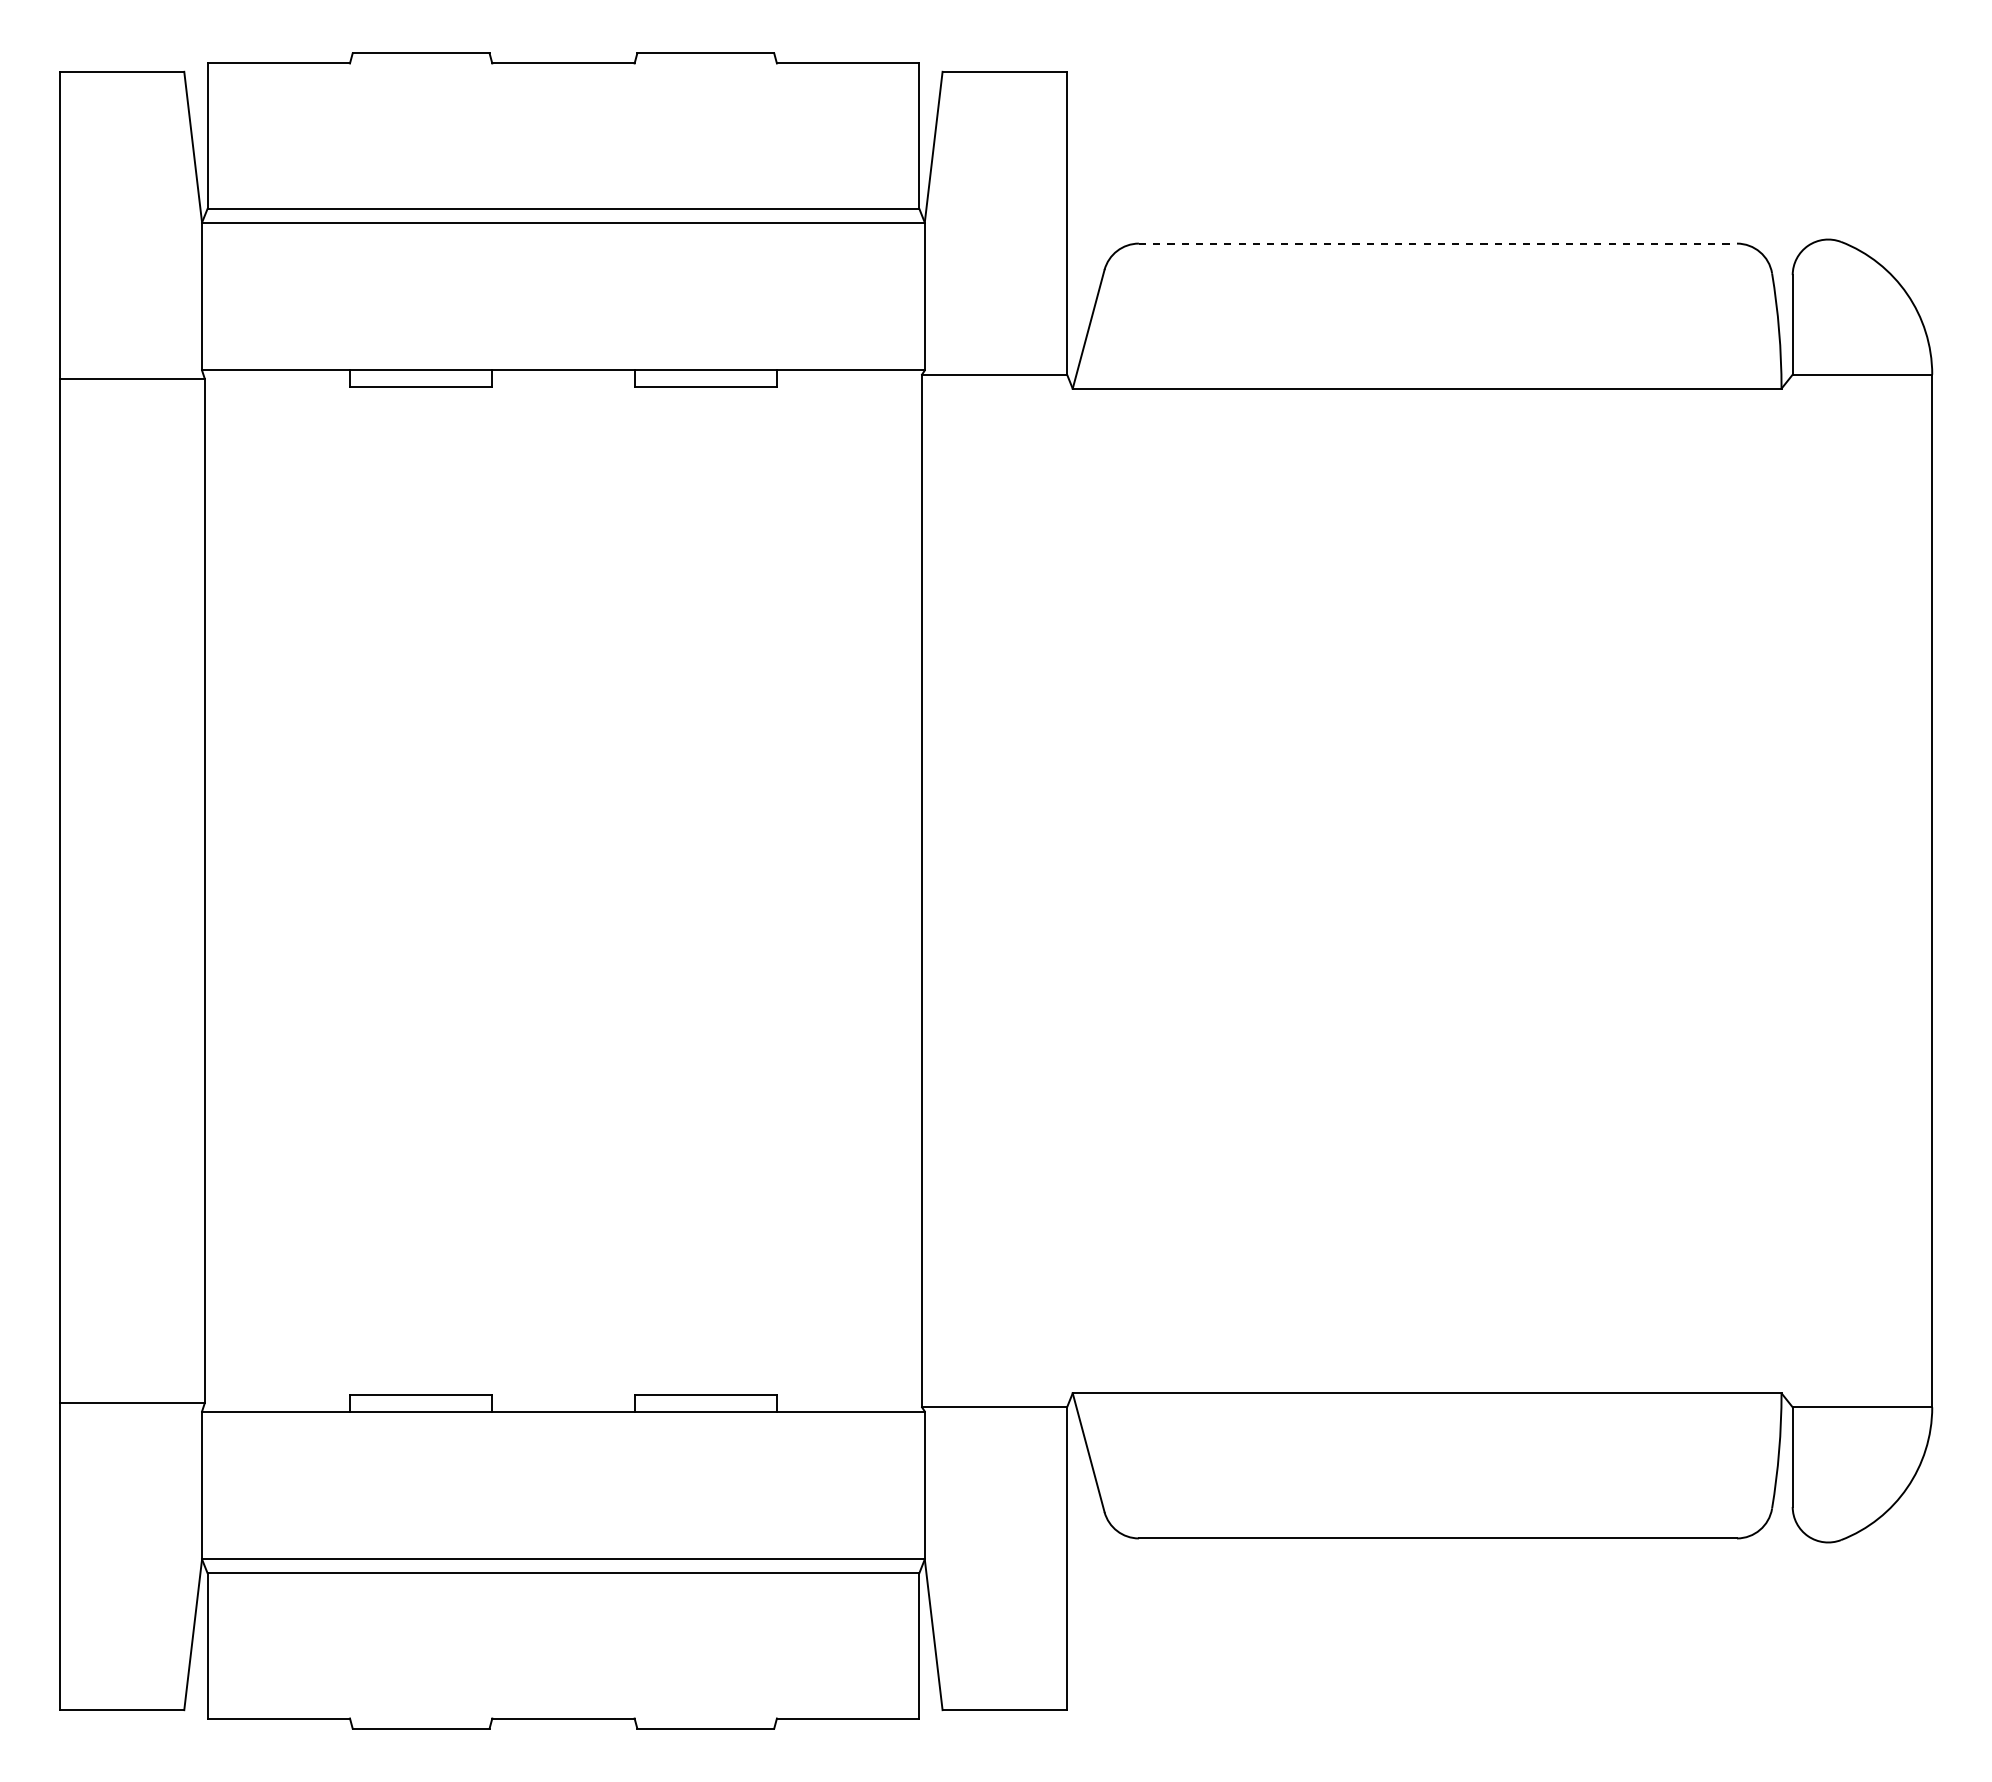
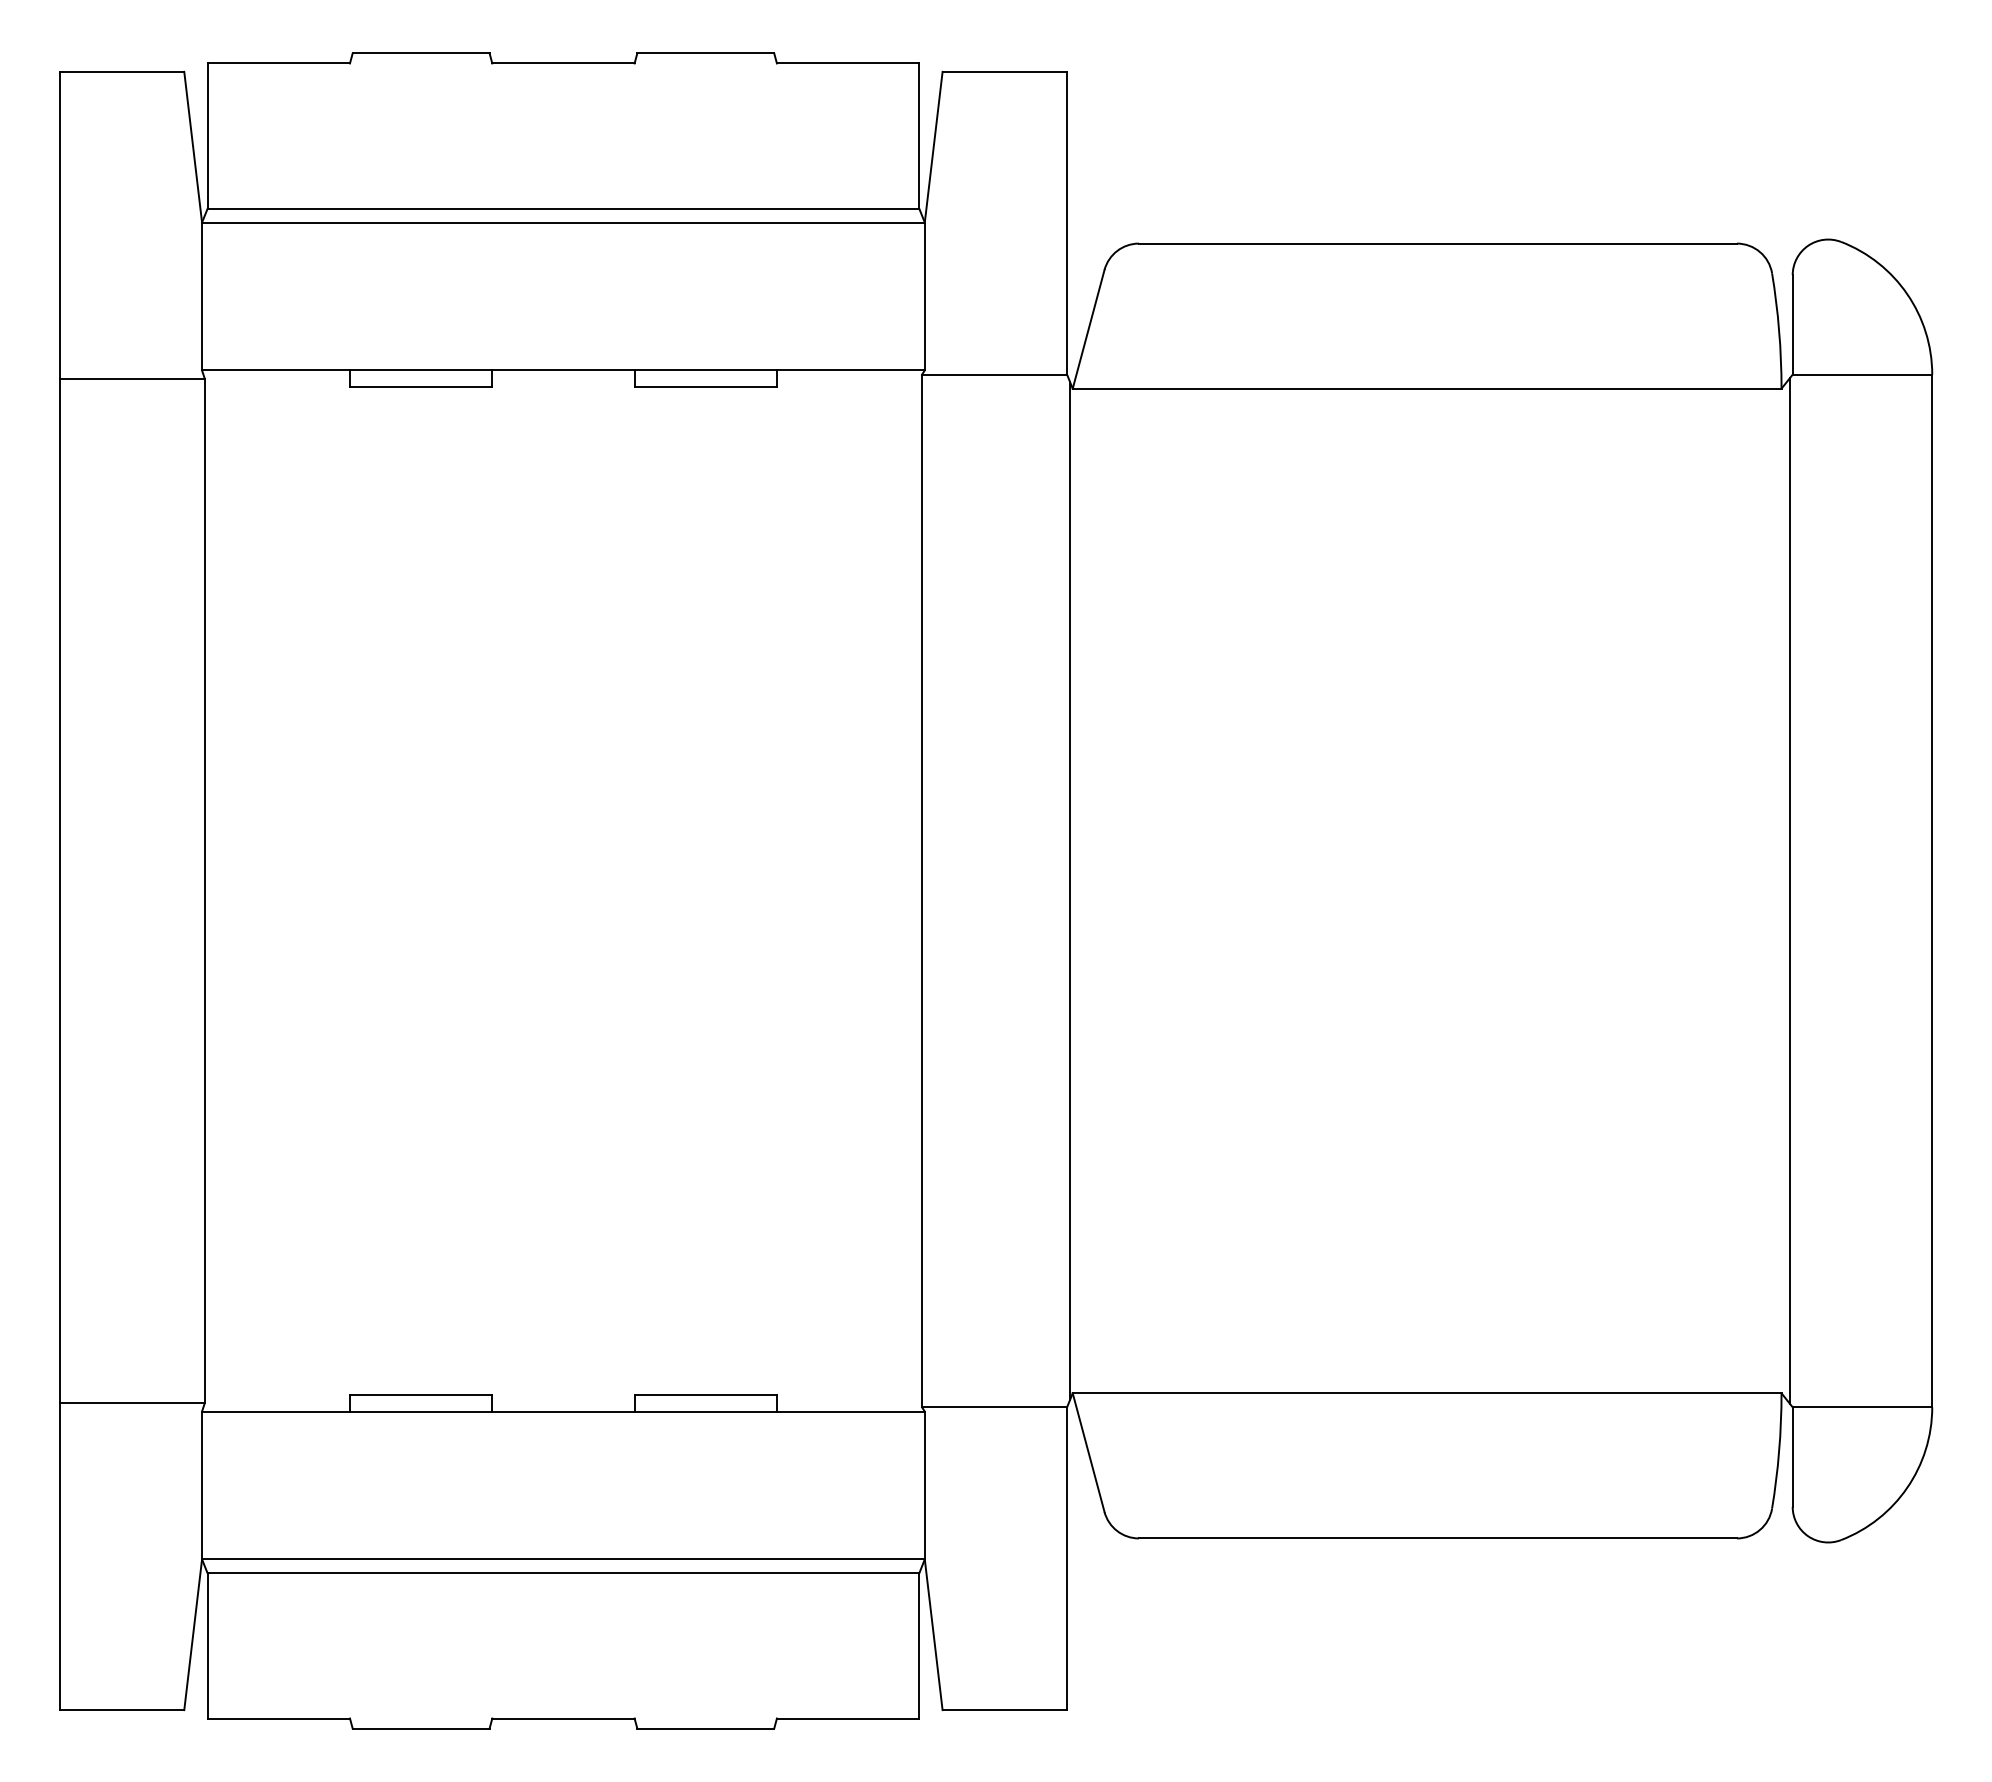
line: dashed -> solid (1438, 243)
line: none -> present (1069, 890)
line: none -> present (1789, 890)
